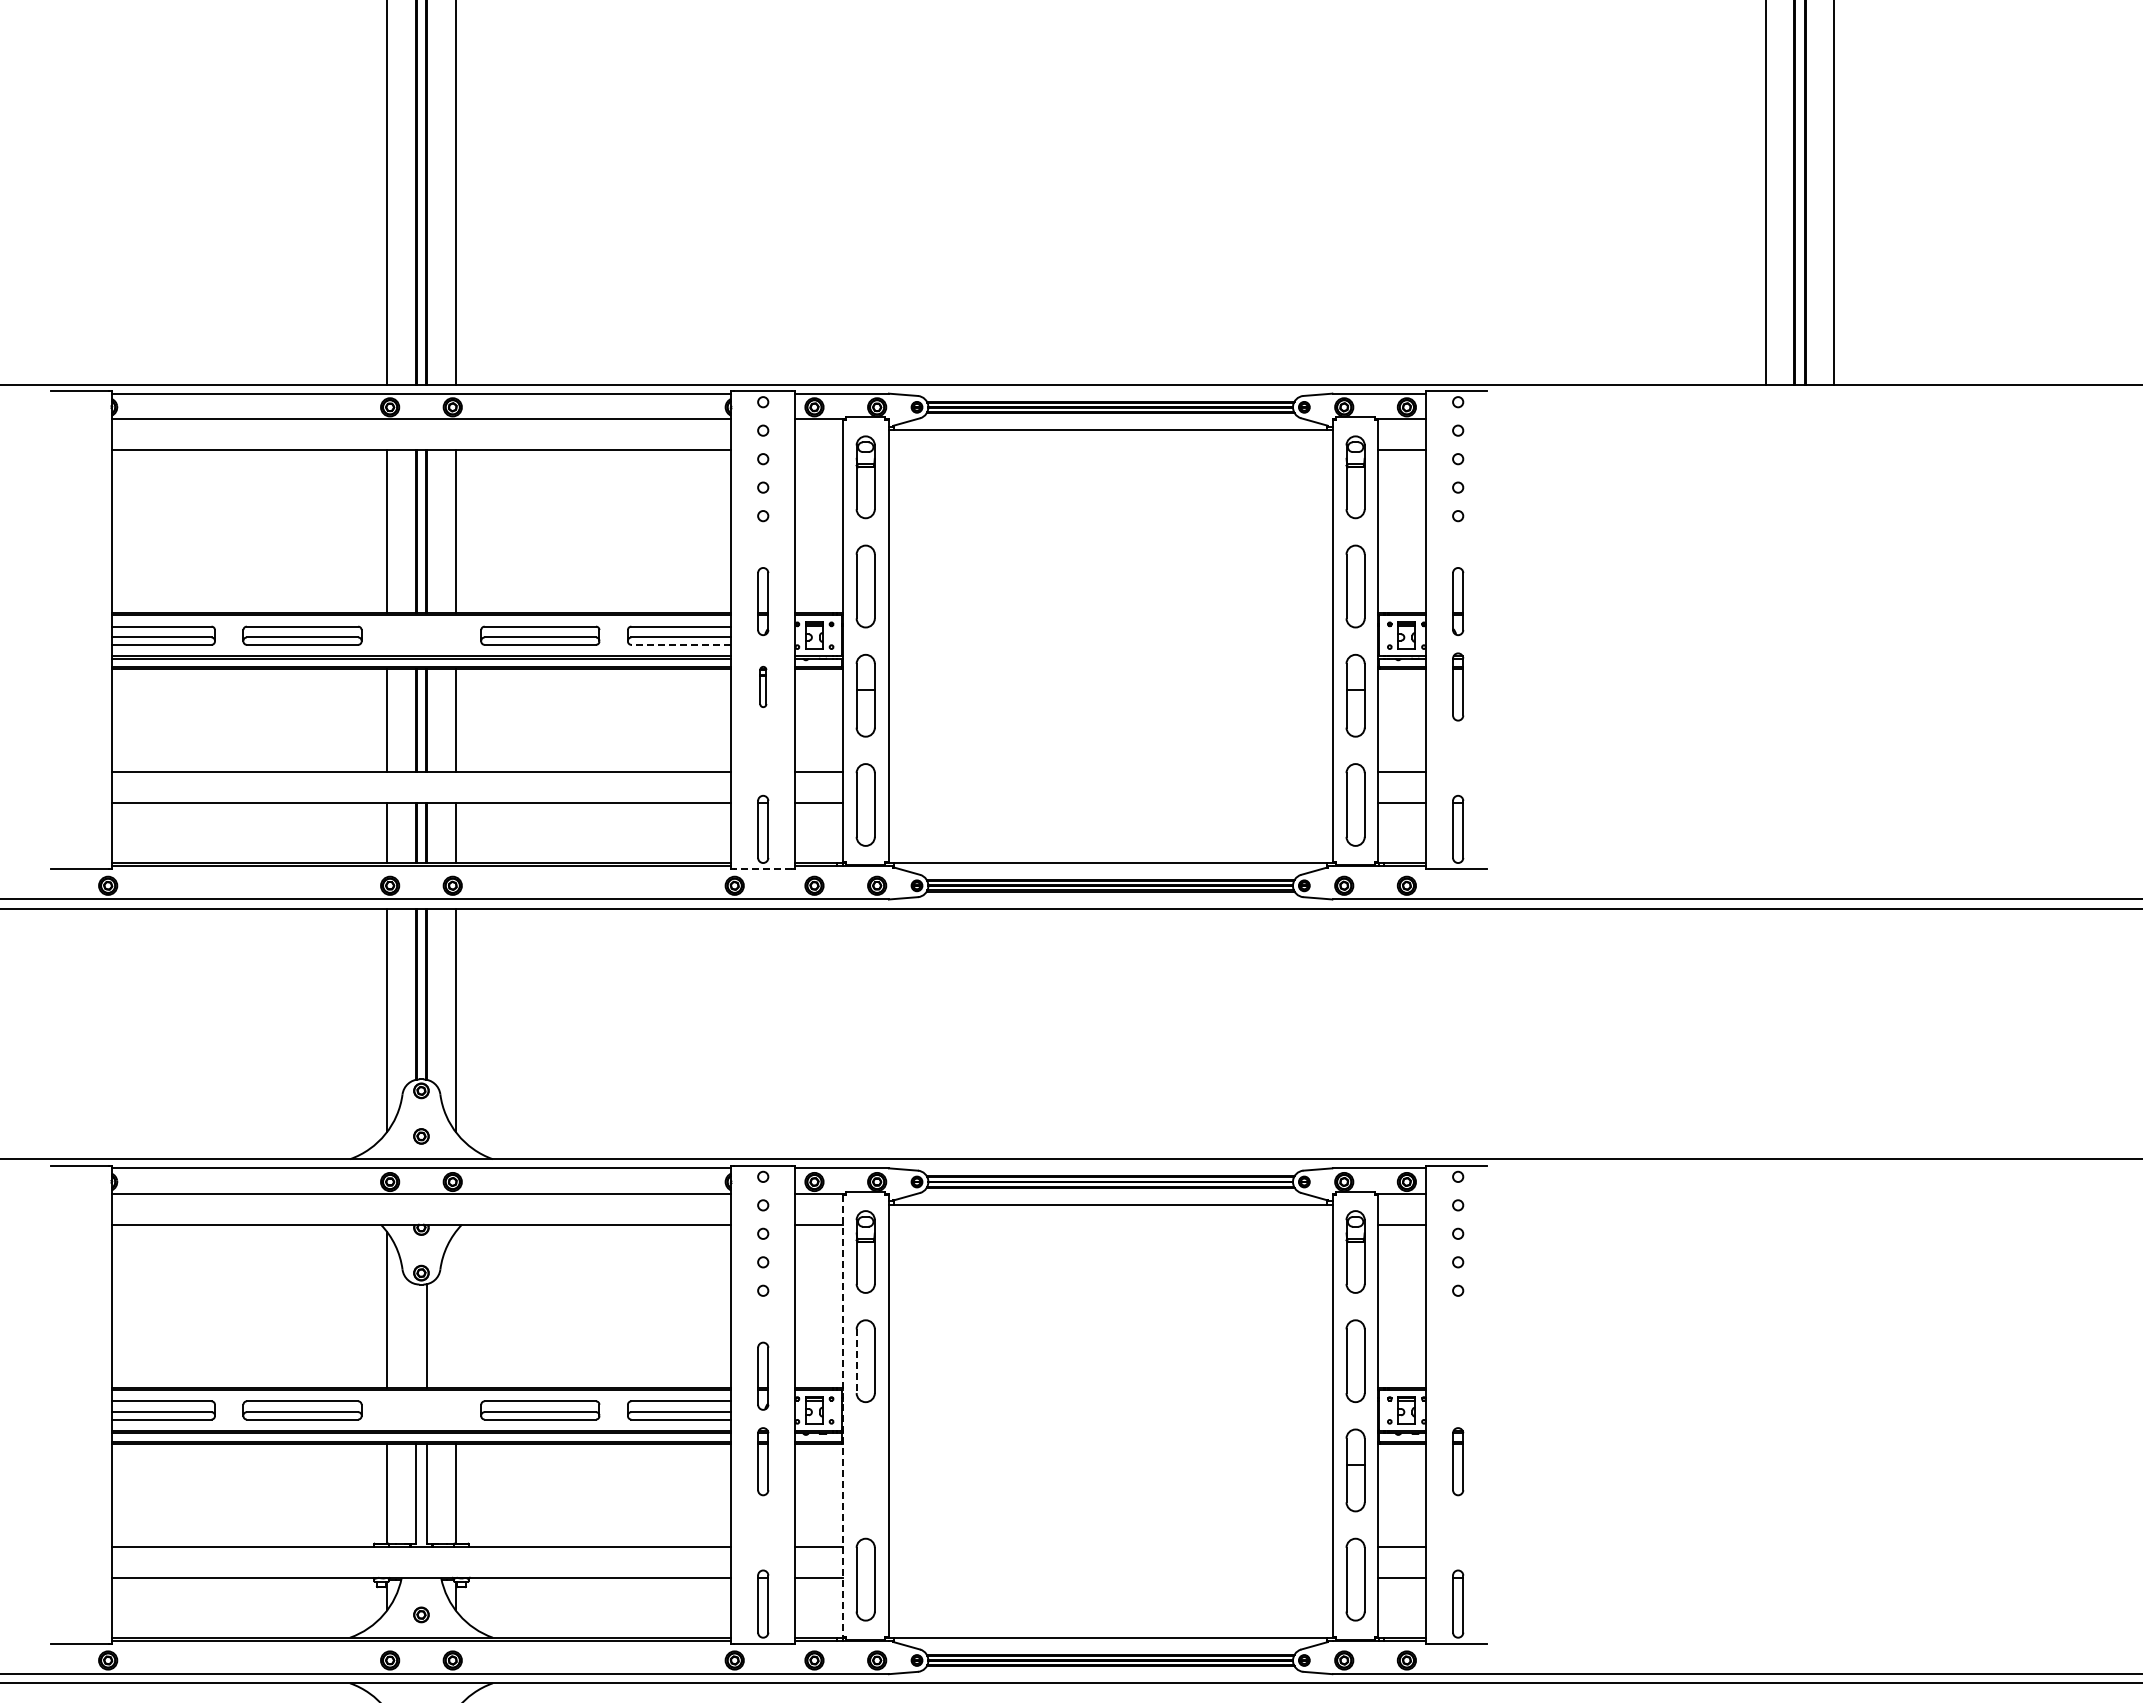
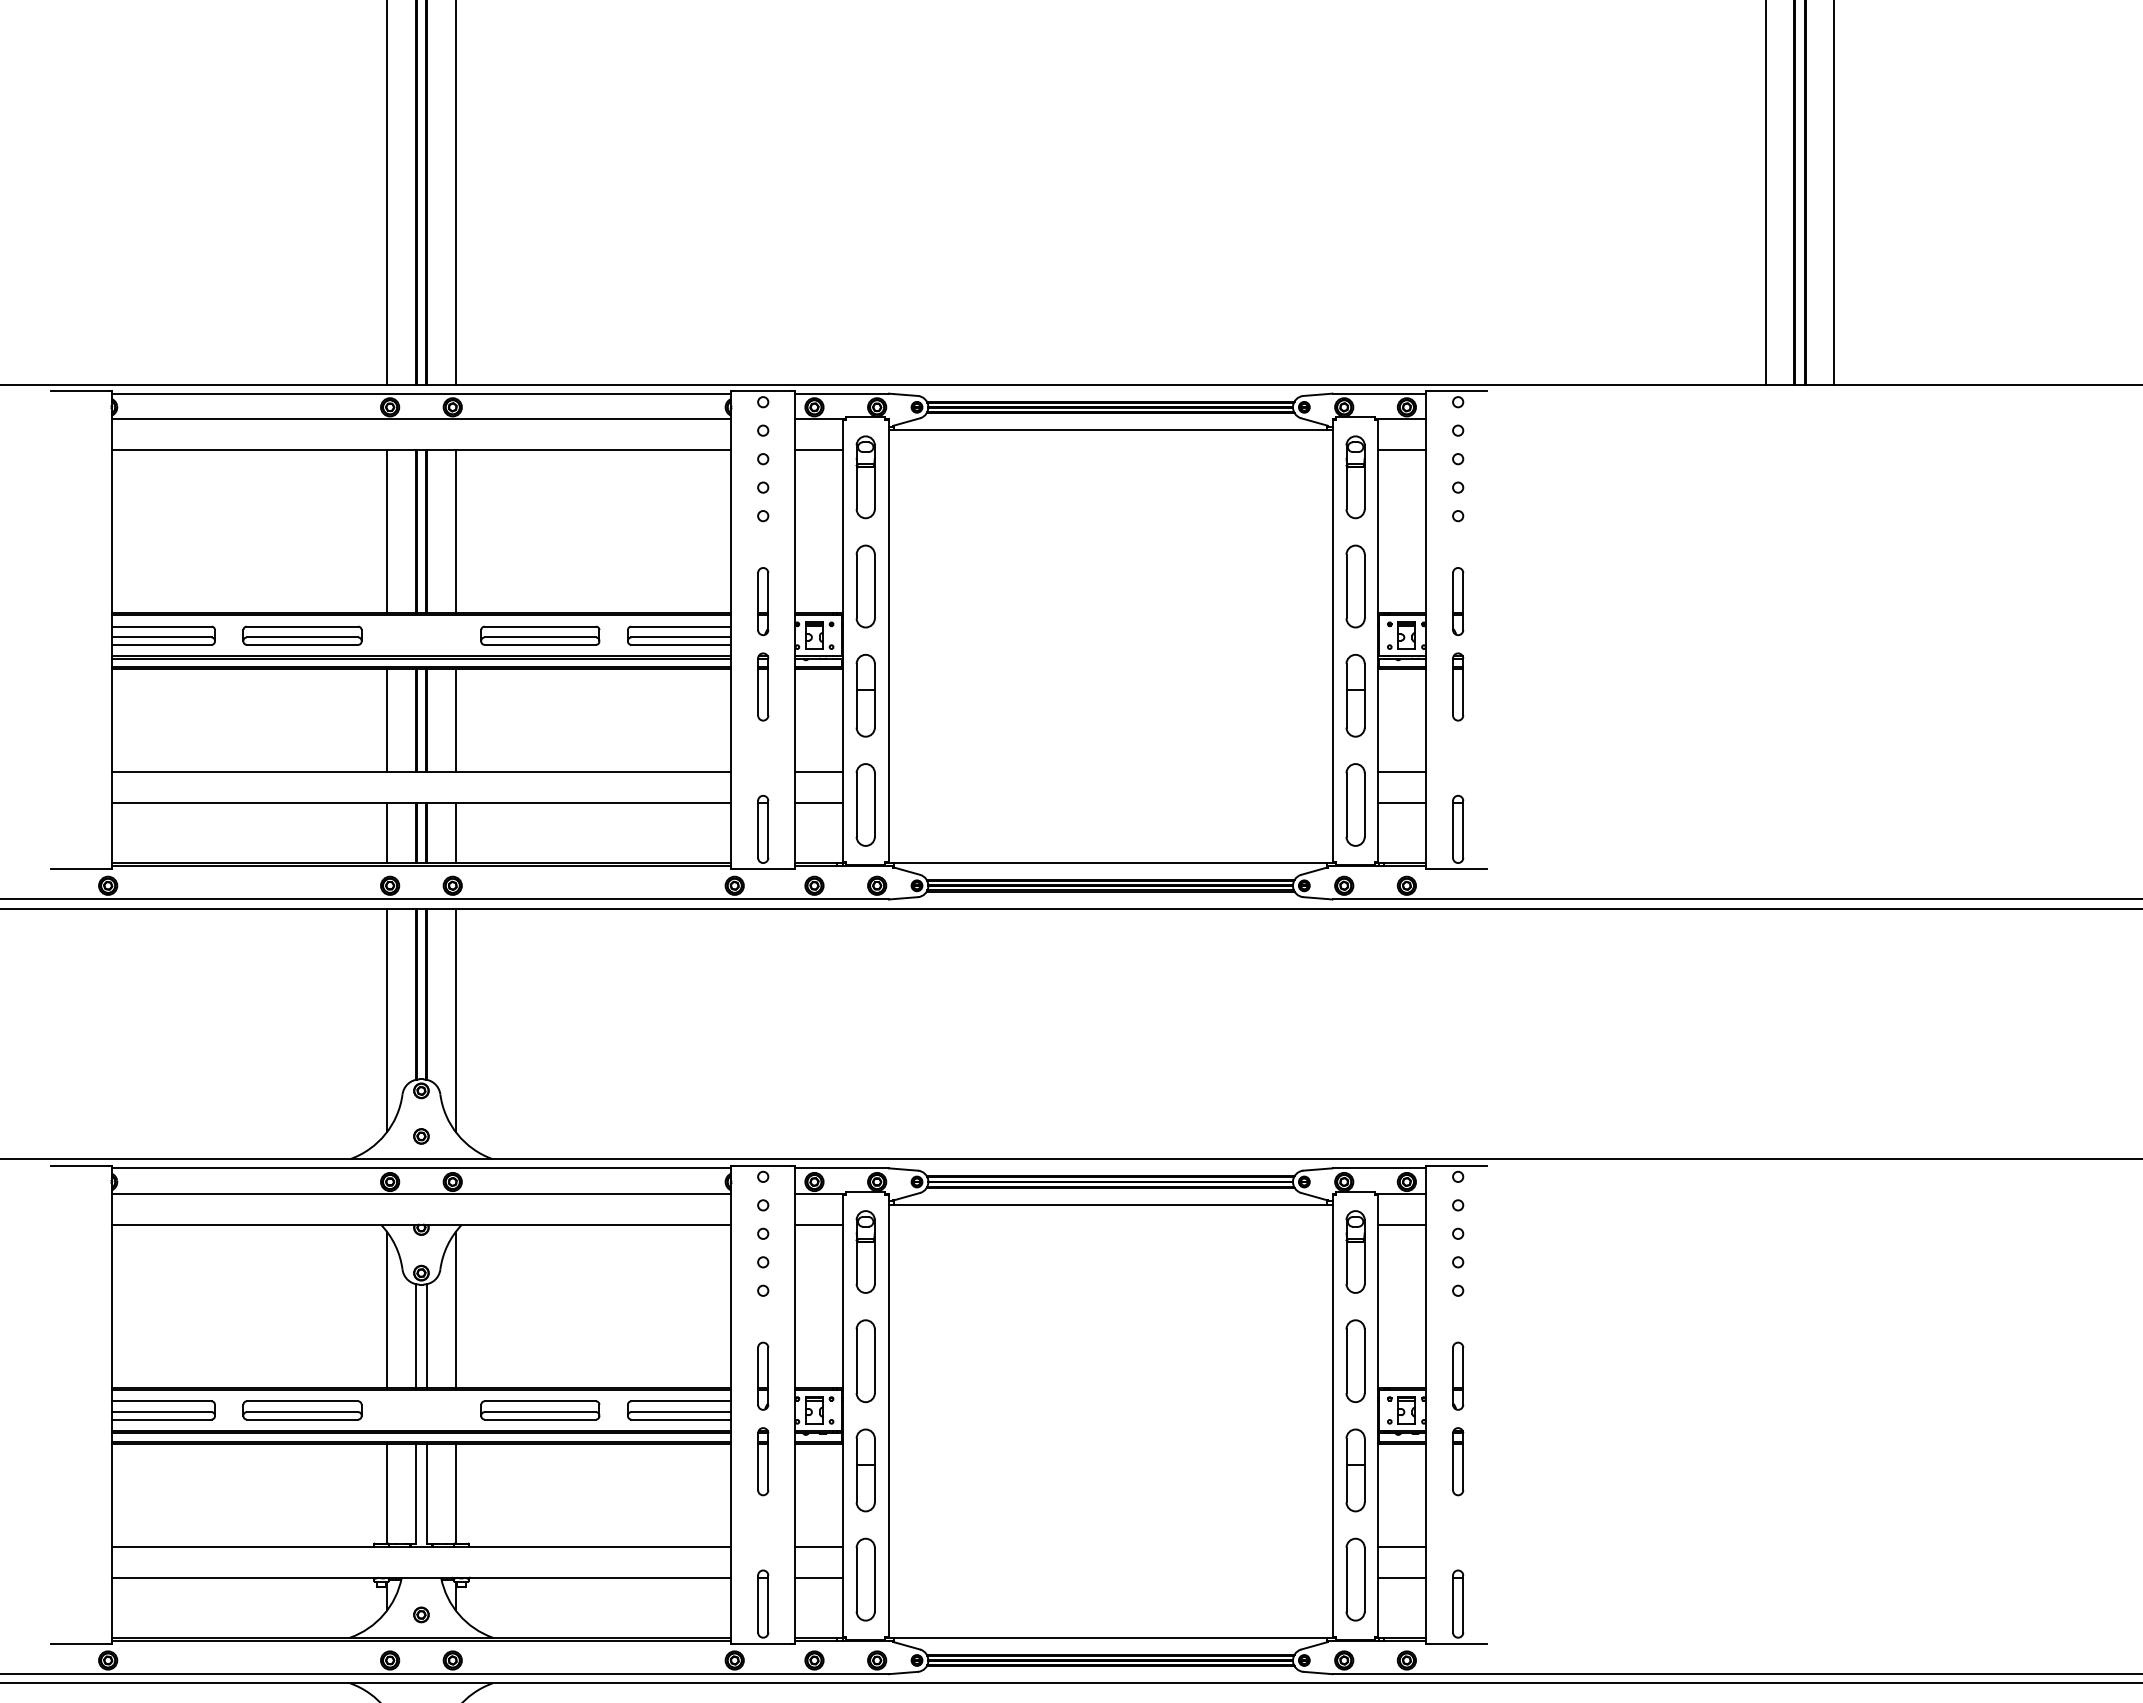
line: none -> present (818, 450)
line: dashed -> solid (681, 644)
part size: 9x42 px -> 13x70 px (763, 686)
line: dashed -> solid (762, 869)
line: none -> present (455, 1309)
line: none -> present (415, 1335)
line: dashed -> solid (856, 1361)
part: none -> present (1458, 1375)
line: dashed -> solid (842, 1415)
part: none -> present (865, 1470)
